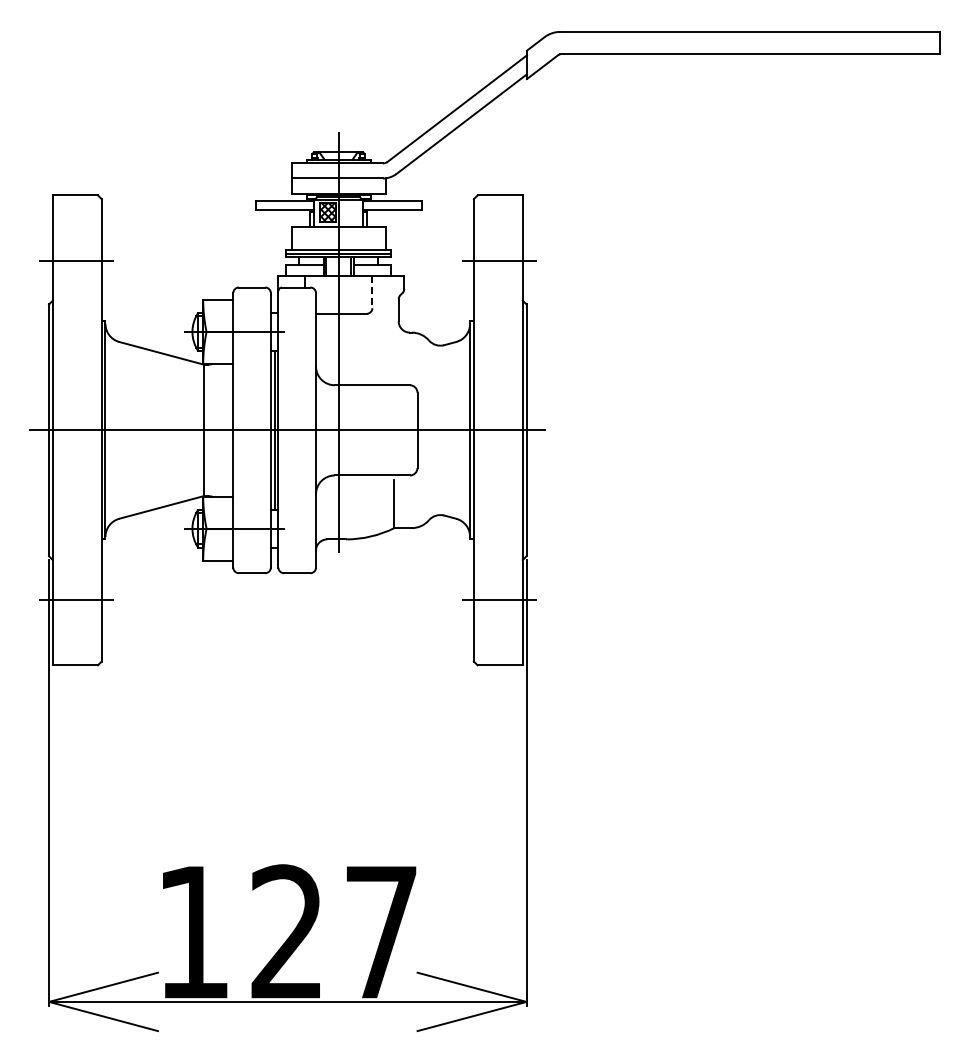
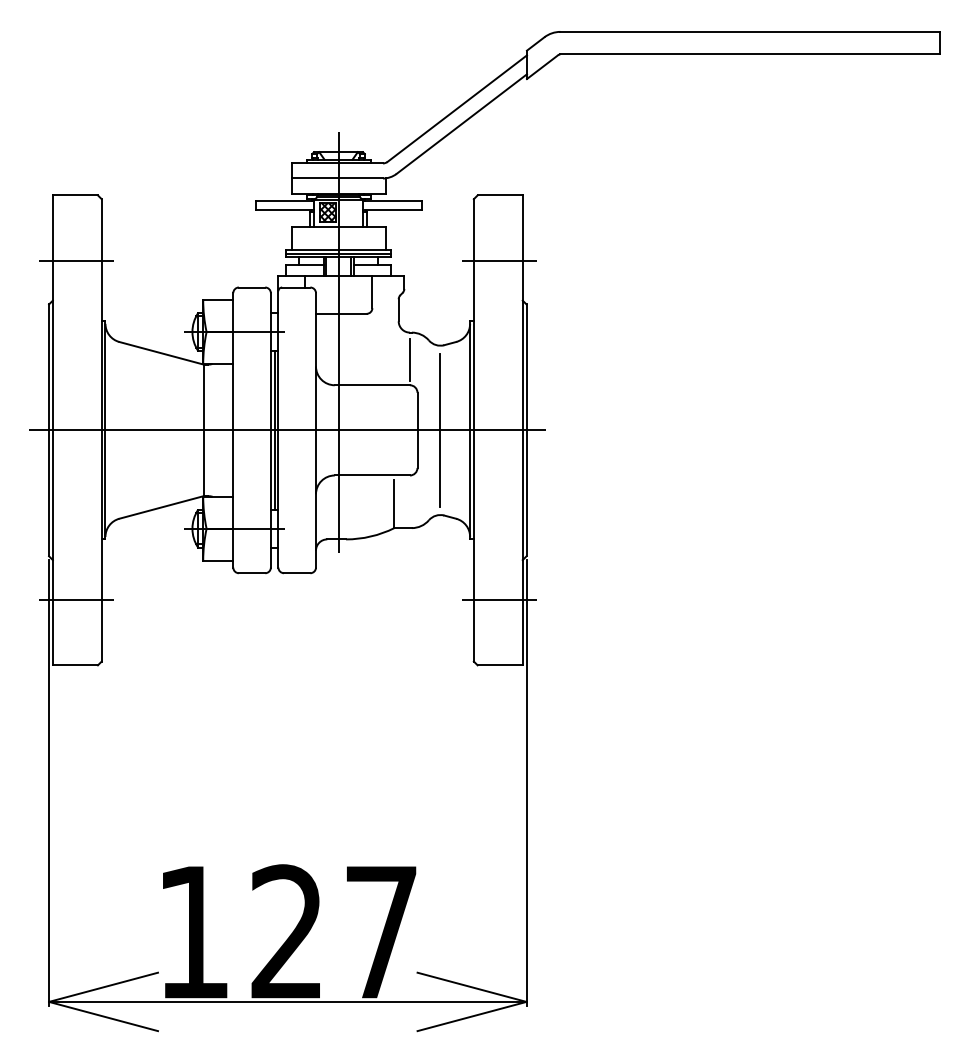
line: dashed -> solid (372, 292)
line: none -> present (409, 359)
line: none -> present (440, 430)
